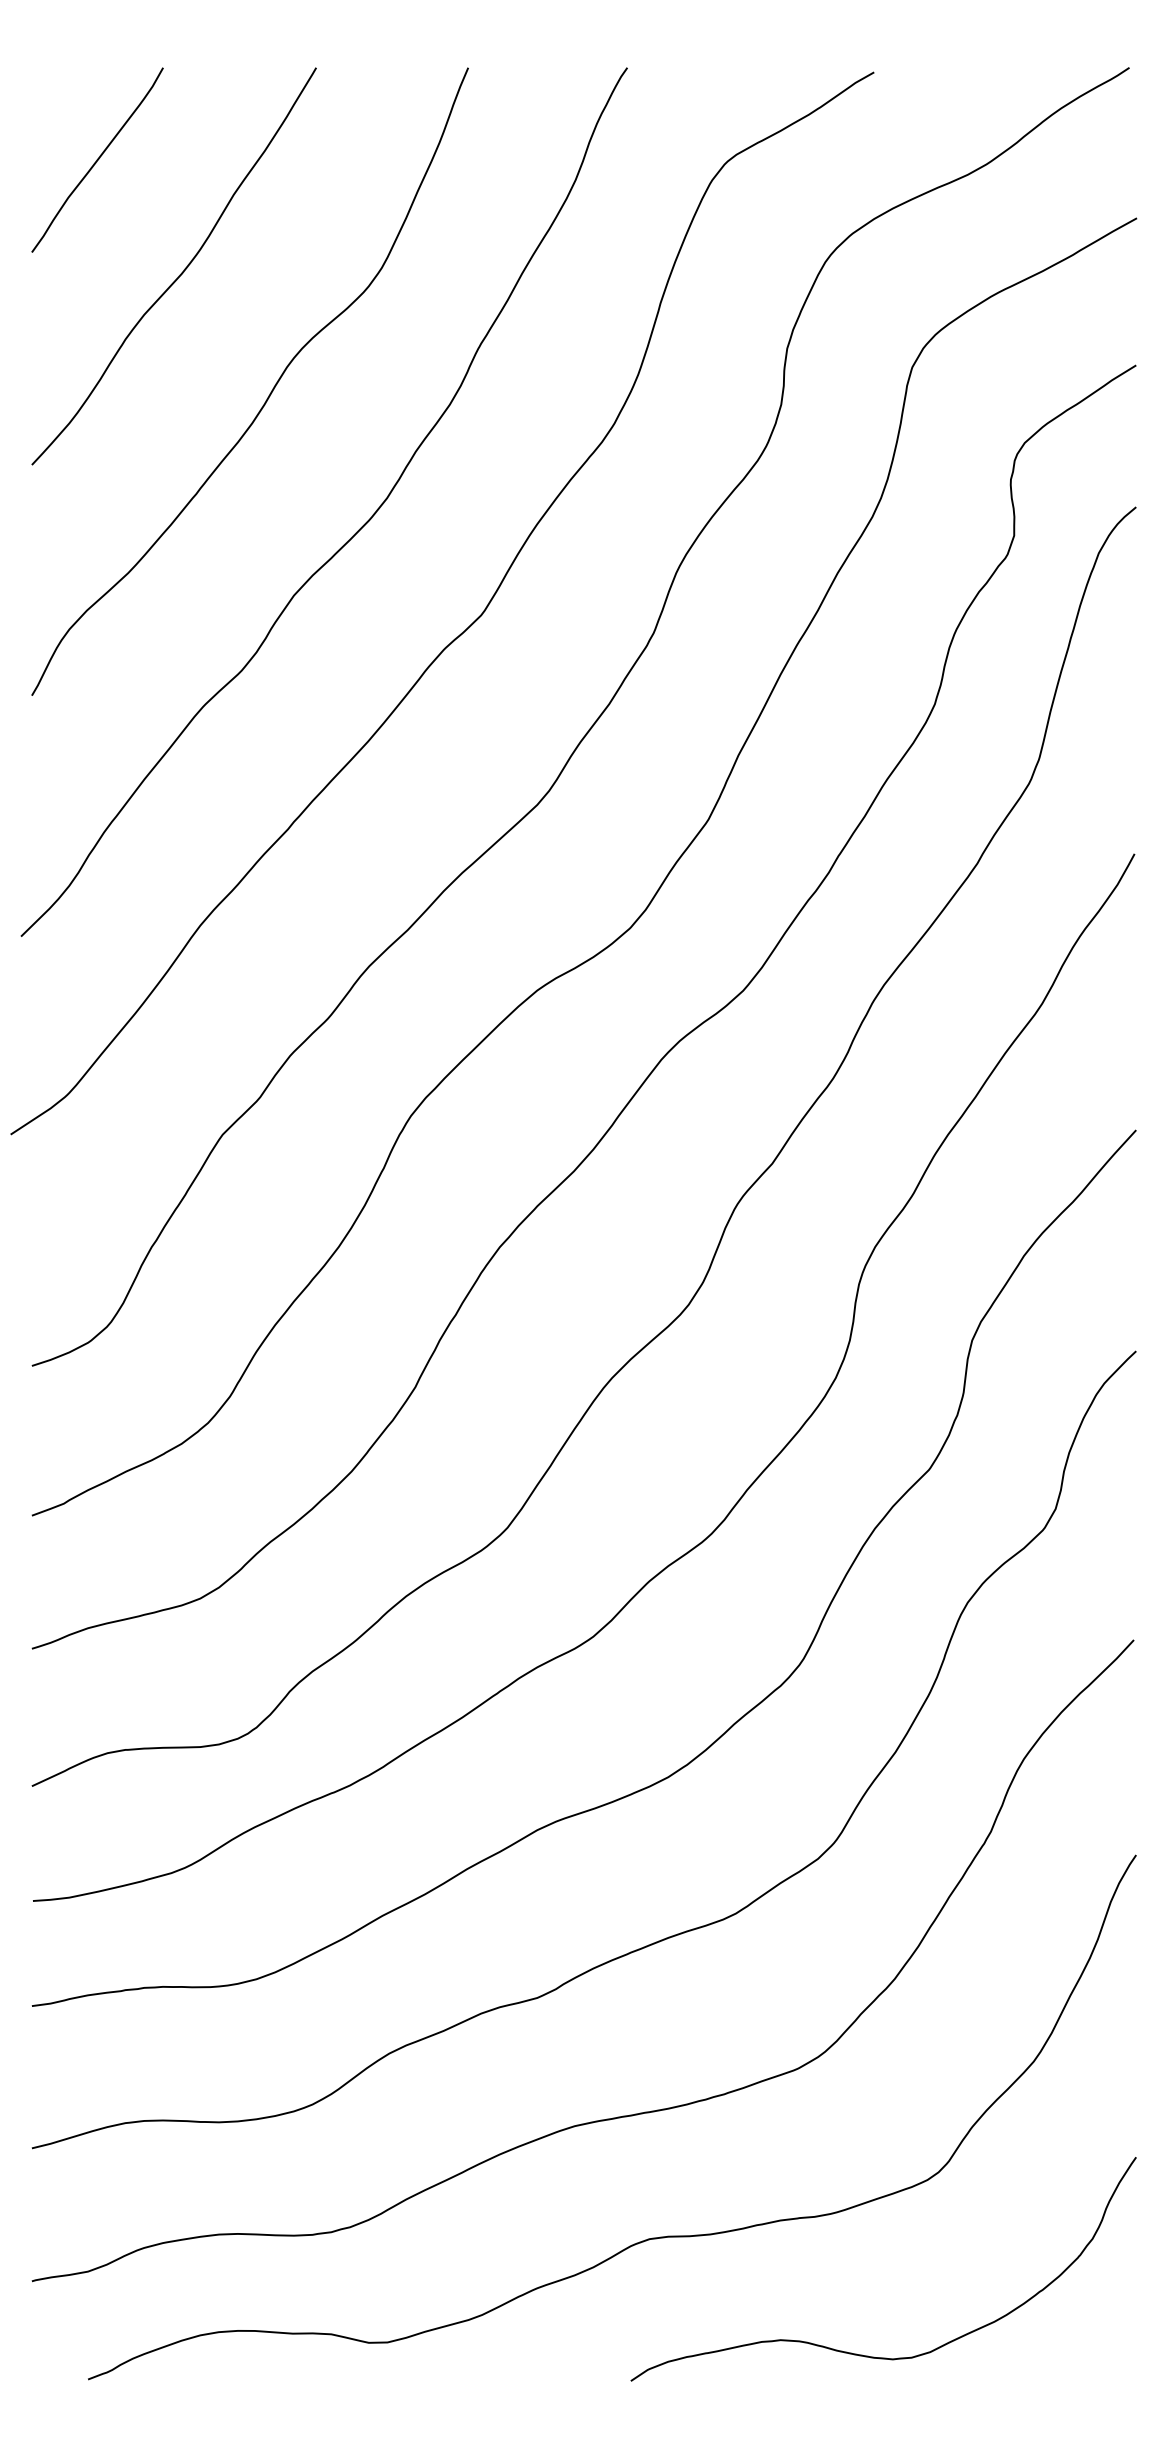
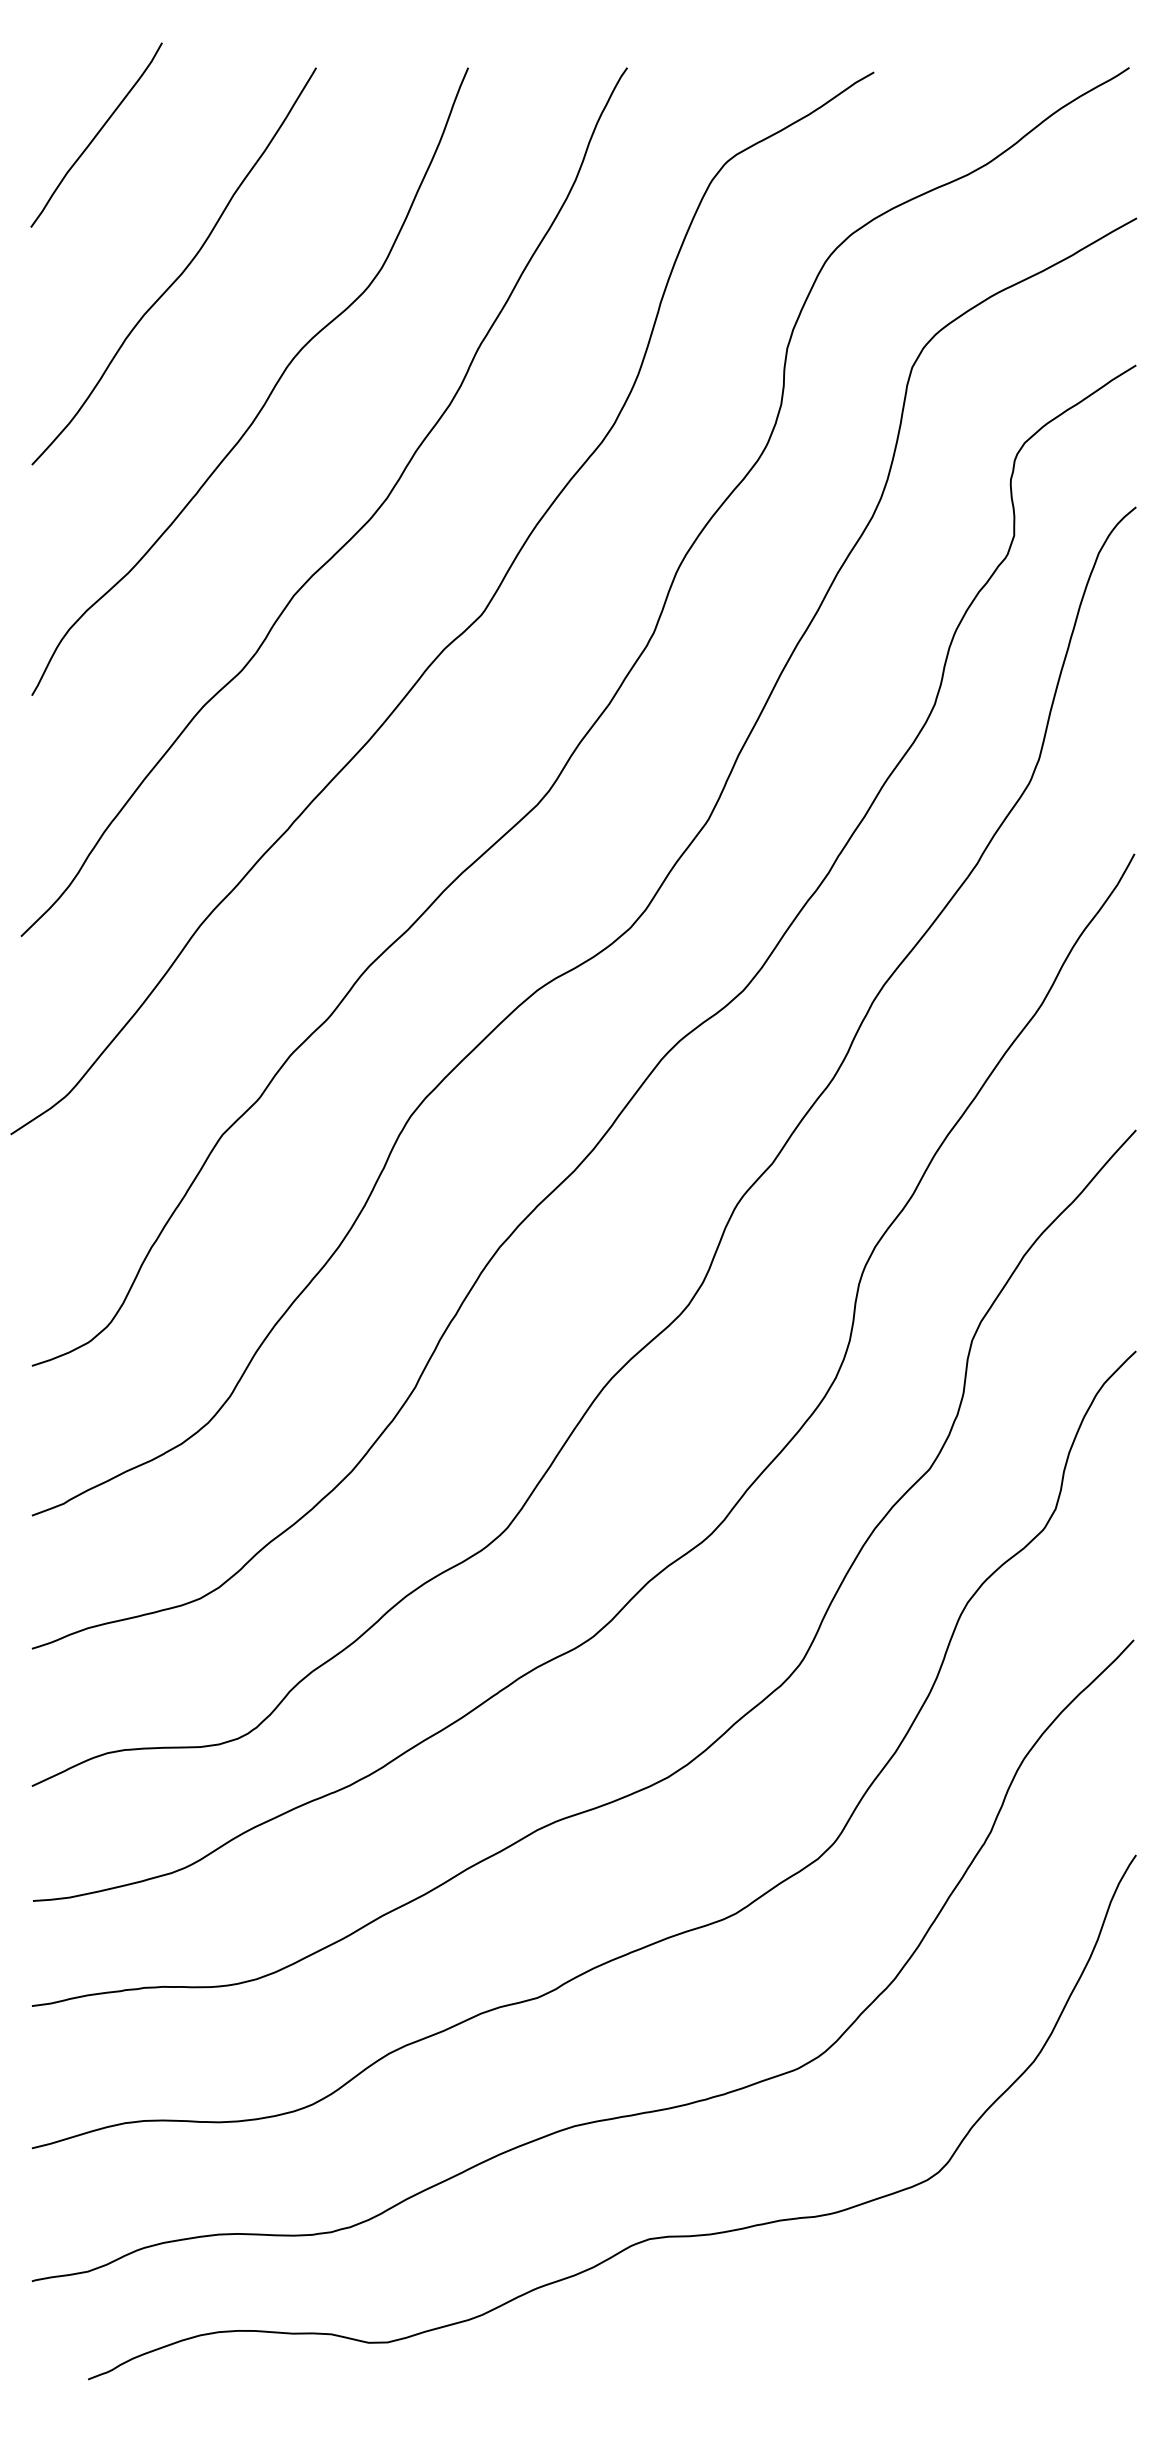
curve position: (97, 159) -> (96, 134) (96, 134)
curve: present -> none (868, 2355)
